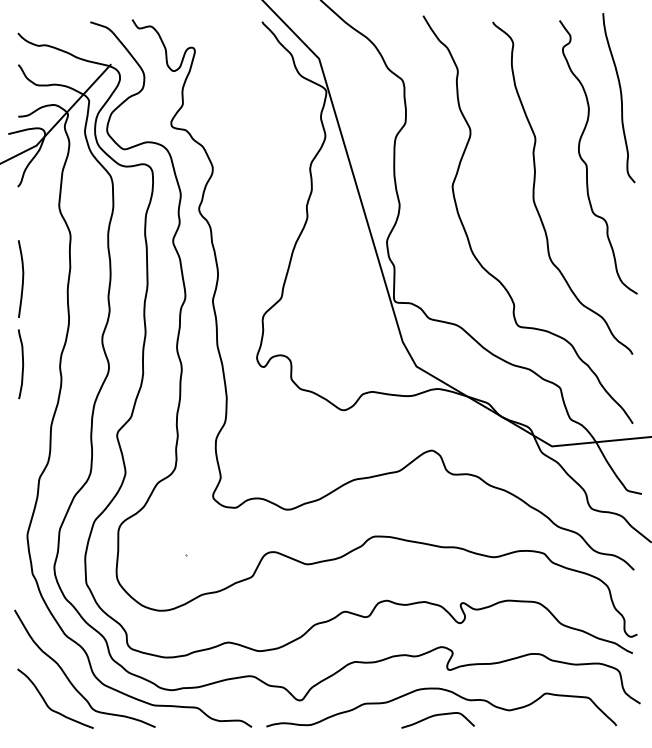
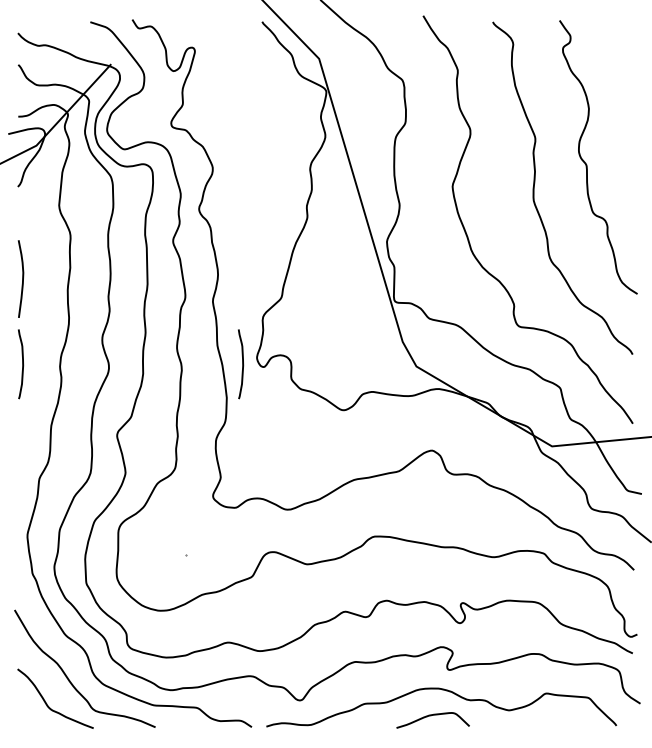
curve: present -> none (620, 98)
curve: none -> present (242, 364)
curve position: (436, 716) -> (431, 716) (431, 716)
